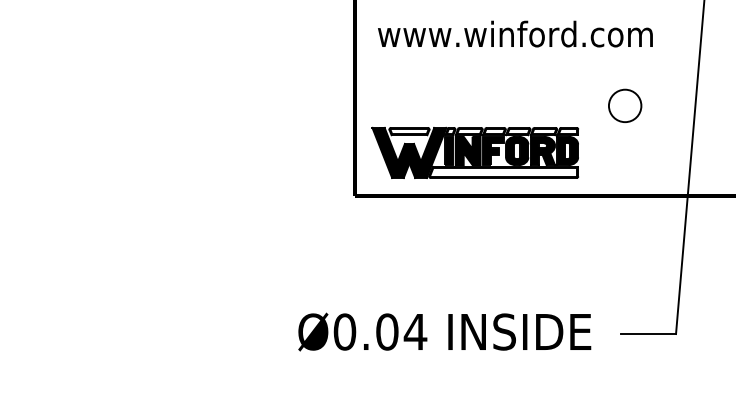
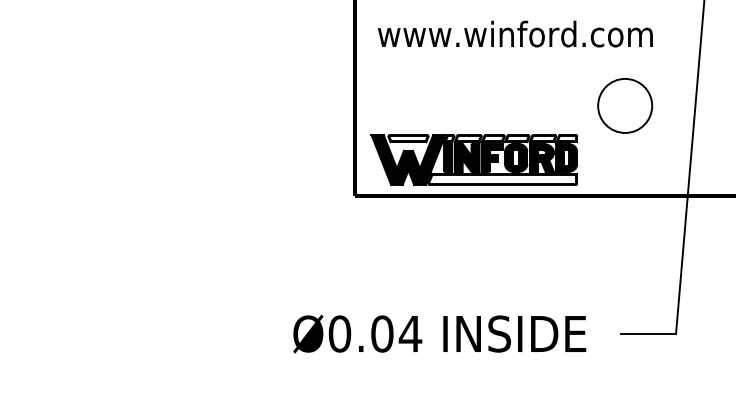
circle diameter: 32 px -> 54 px (625, 105)
part position: (474, 152) -> (473, 159) (473, 159)
text position: (444, 331) -> (439, 333) (439, 333)
